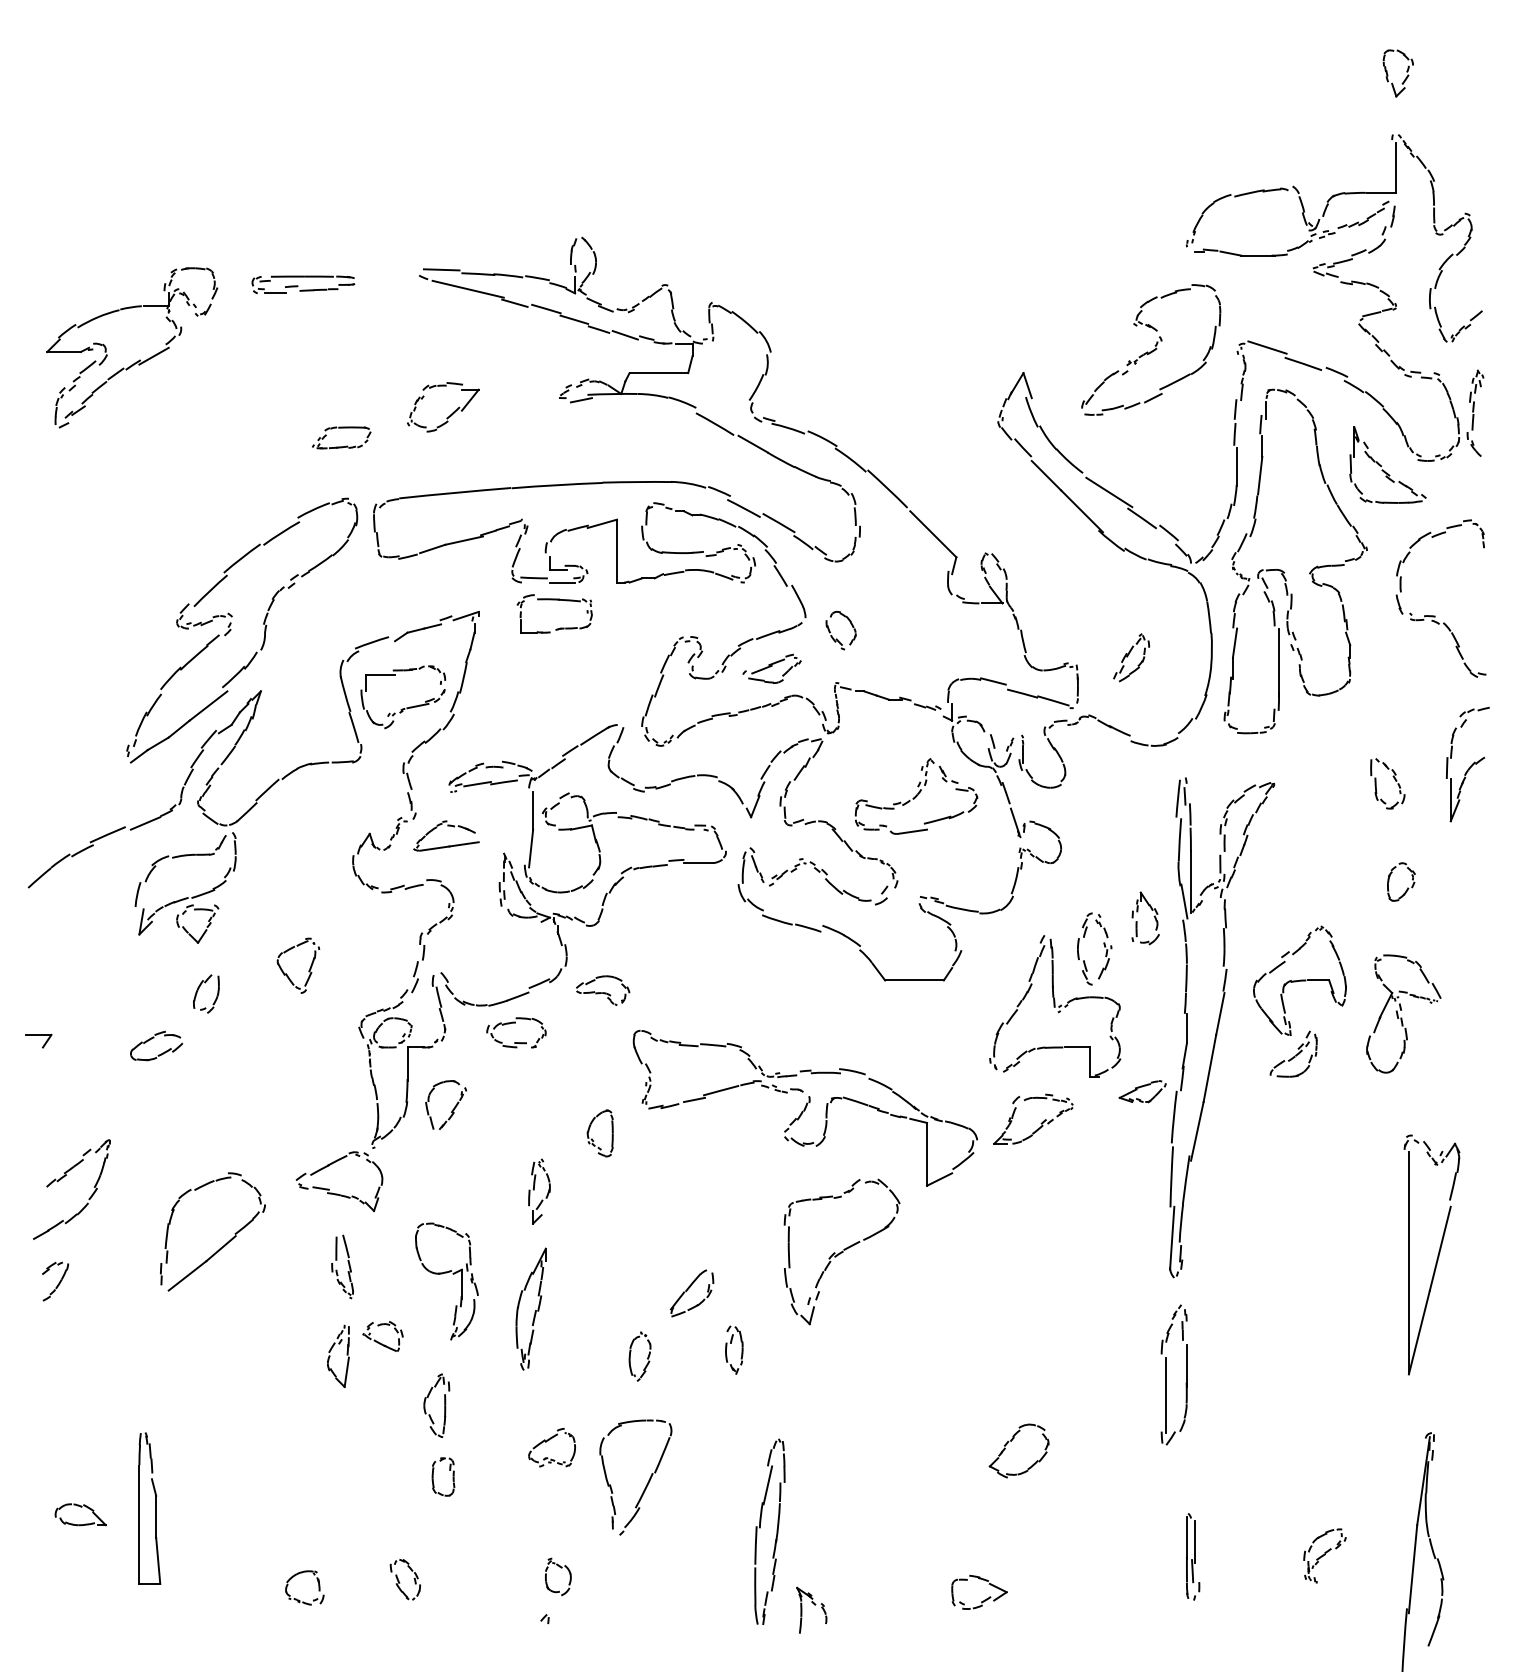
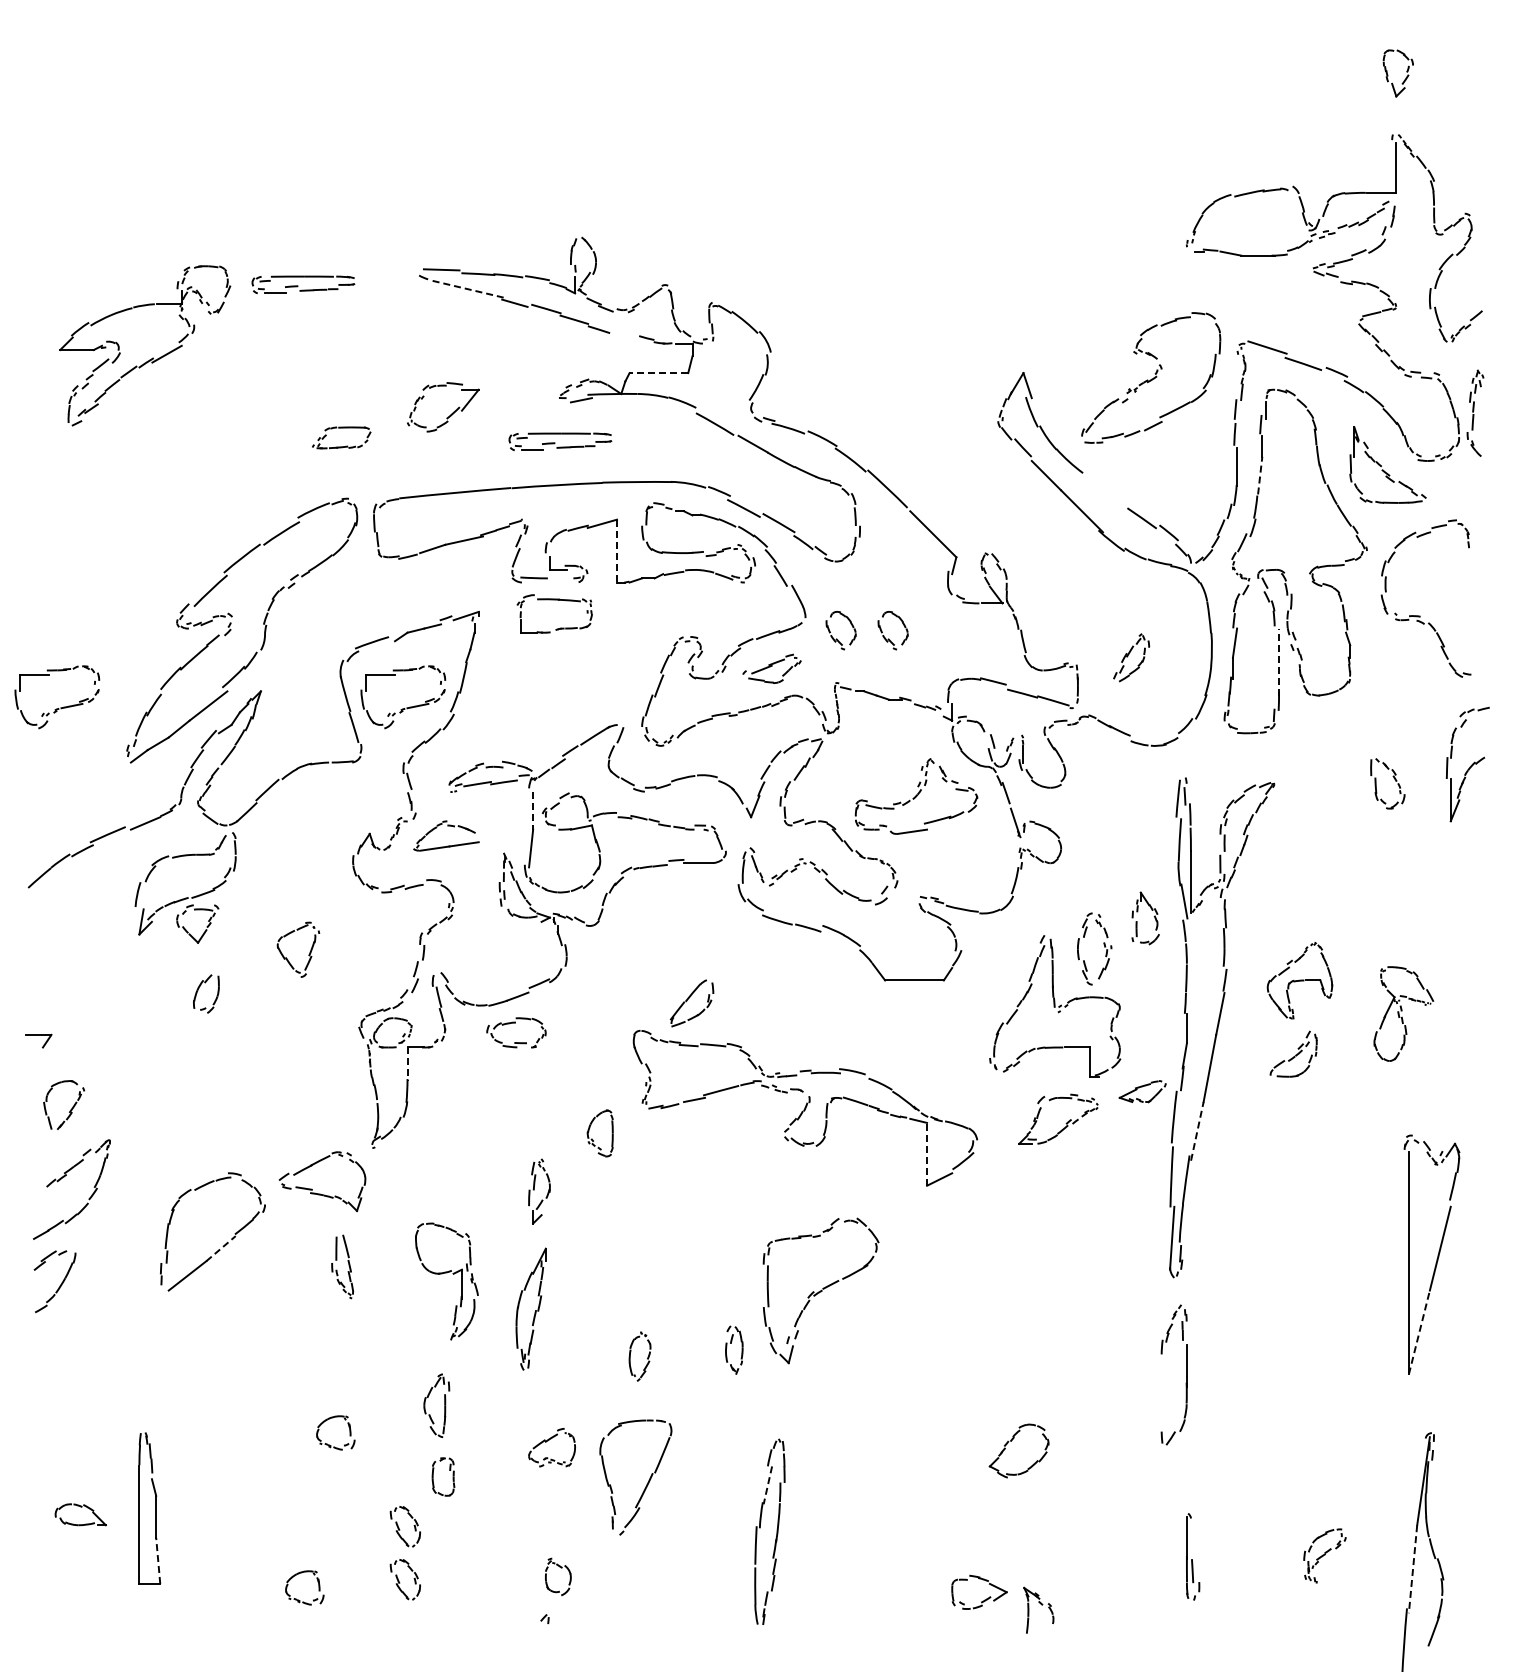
line: solid -> dashed (468, 289)
line: present -> none (624, 335)
part position: (1151, 349) -> (1151, 377) (1151, 377)
part position: (139, 359) -> (152, 357) (152, 357)
line: solid -> dashed (658, 373)
part: none -> present (560, 441)
line: solid -> dashed (1260, 475)
line: present -> none (1109, 492)
line: solid -> dashed (617, 551)
line: present -> none (562, 582)
part position: (1435, 615) -> (1420, 615) (1420, 615)
part: none -> present (889, 638)
line: solid -> dashed (1279, 662)
part: none -> present (60, 707)
line: solid -> dashed (533, 810)
part: present -> none (1407, 887)
part position: (308, 970) -> (308, 954) (308, 954)
part size: 94x111 px -> 68x78 px (1299, 980)
part: present -> none (603, 990)
part size: 76x120 px -> 62x96 px (1403, 1013)
part: present -> none (153, 1038)
line: solid -> dashed (407, 1064)
part position: (452, 1109) -> (70, 1109) (70, 1109)
part position: (1040, 1123) -> (1065, 1123) (1065, 1123)
line: solid -> dashed (1197, 1130)
line: solid -> dashed (927, 1153)
part position: (337, 1193) -> (320, 1193) (320, 1193)
line: solid -> dashed (221, 1248)
part position: (841, 1251) -> (820, 1290) (820, 1290)
part size: 28x41 px -> 44x64 px (54, 1281)
part position: (691, 1293) -> (691, 1003) (691, 1003)
line: solid -> dashed (1419, 1332)
part: present -> none (380, 1342)
part: present -> none (330, 1355)
line: present -> none (1165, 1395)
part: none -> present (329, 1444)
line: solid -> dashed (767, 1485)
part: none -> present (404, 1526)
line: present -> none (1195, 1541)
line: solid -> dashed (158, 1560)
line: solid -> dashed (1412, 1569)
part position: (811, 1609) -> (1038, 1609) (1038, 1609)
